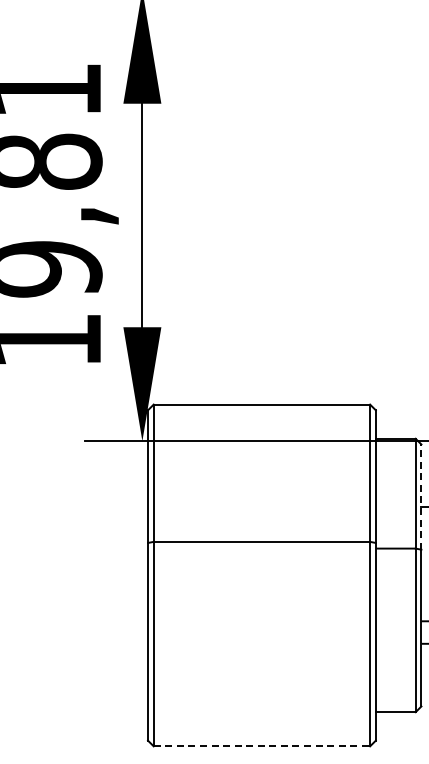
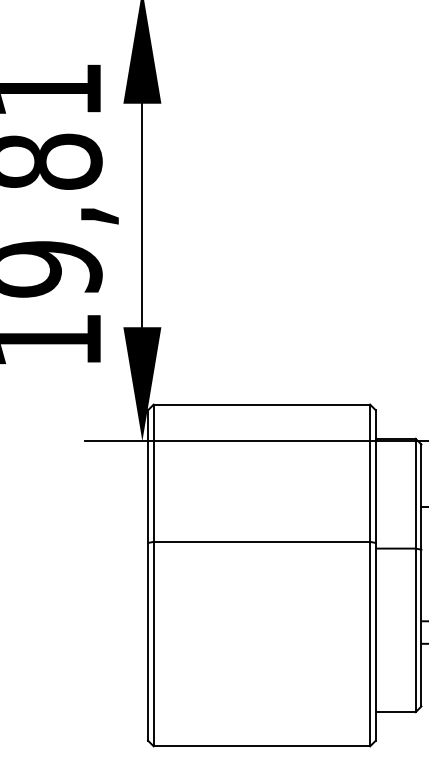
line: dashed -> solid (421, 497)
line: dashed -> solid (262, 746)
